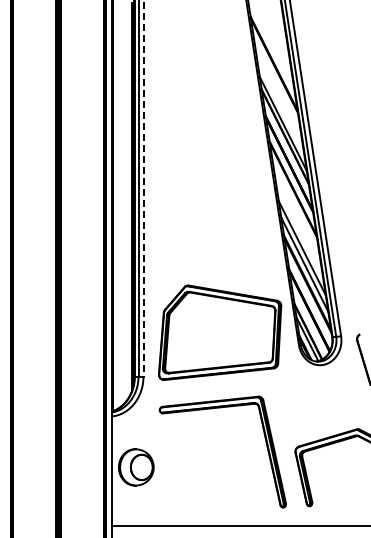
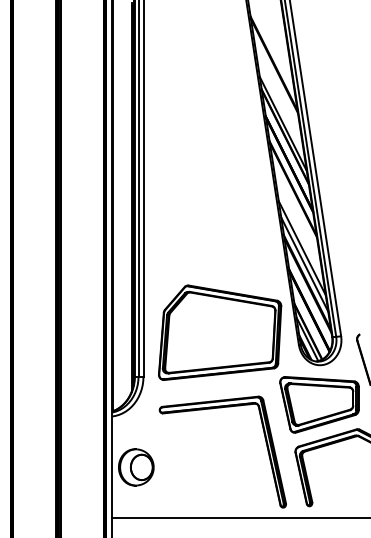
line: dashed -> solid (143, 189)
part: none -> present (319, 404)
line position: (239, 526) -> (239, 518) (239, 518)
